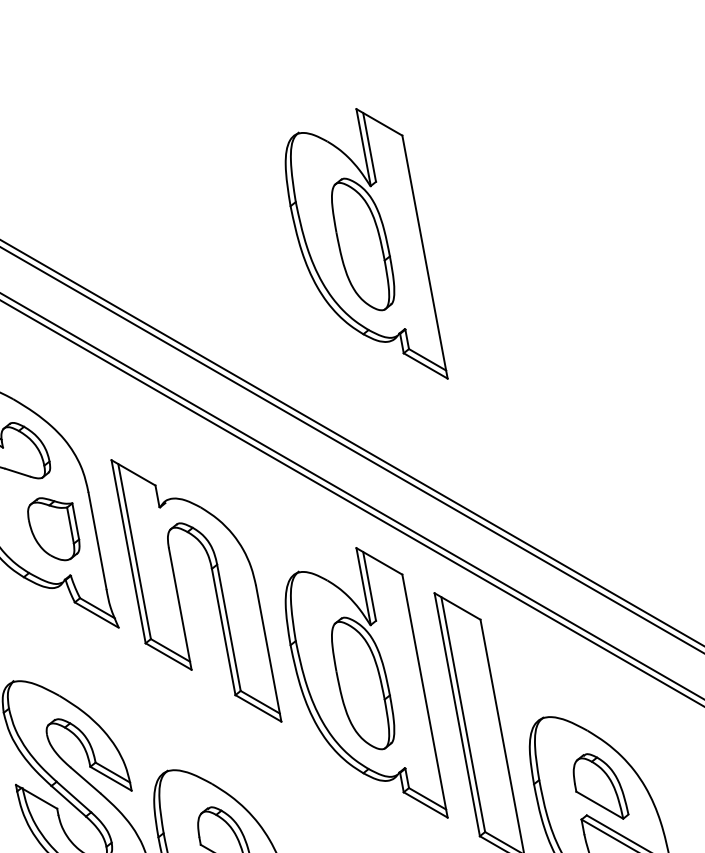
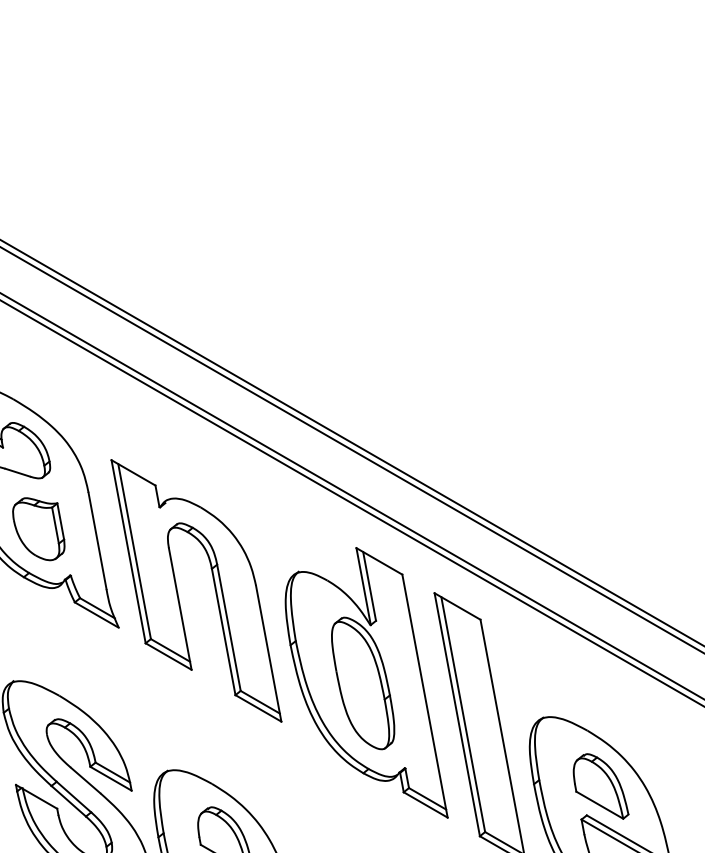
part: present -> none (366, 243)
part position: (53, 529) -> (38, 529) (38, 529)
